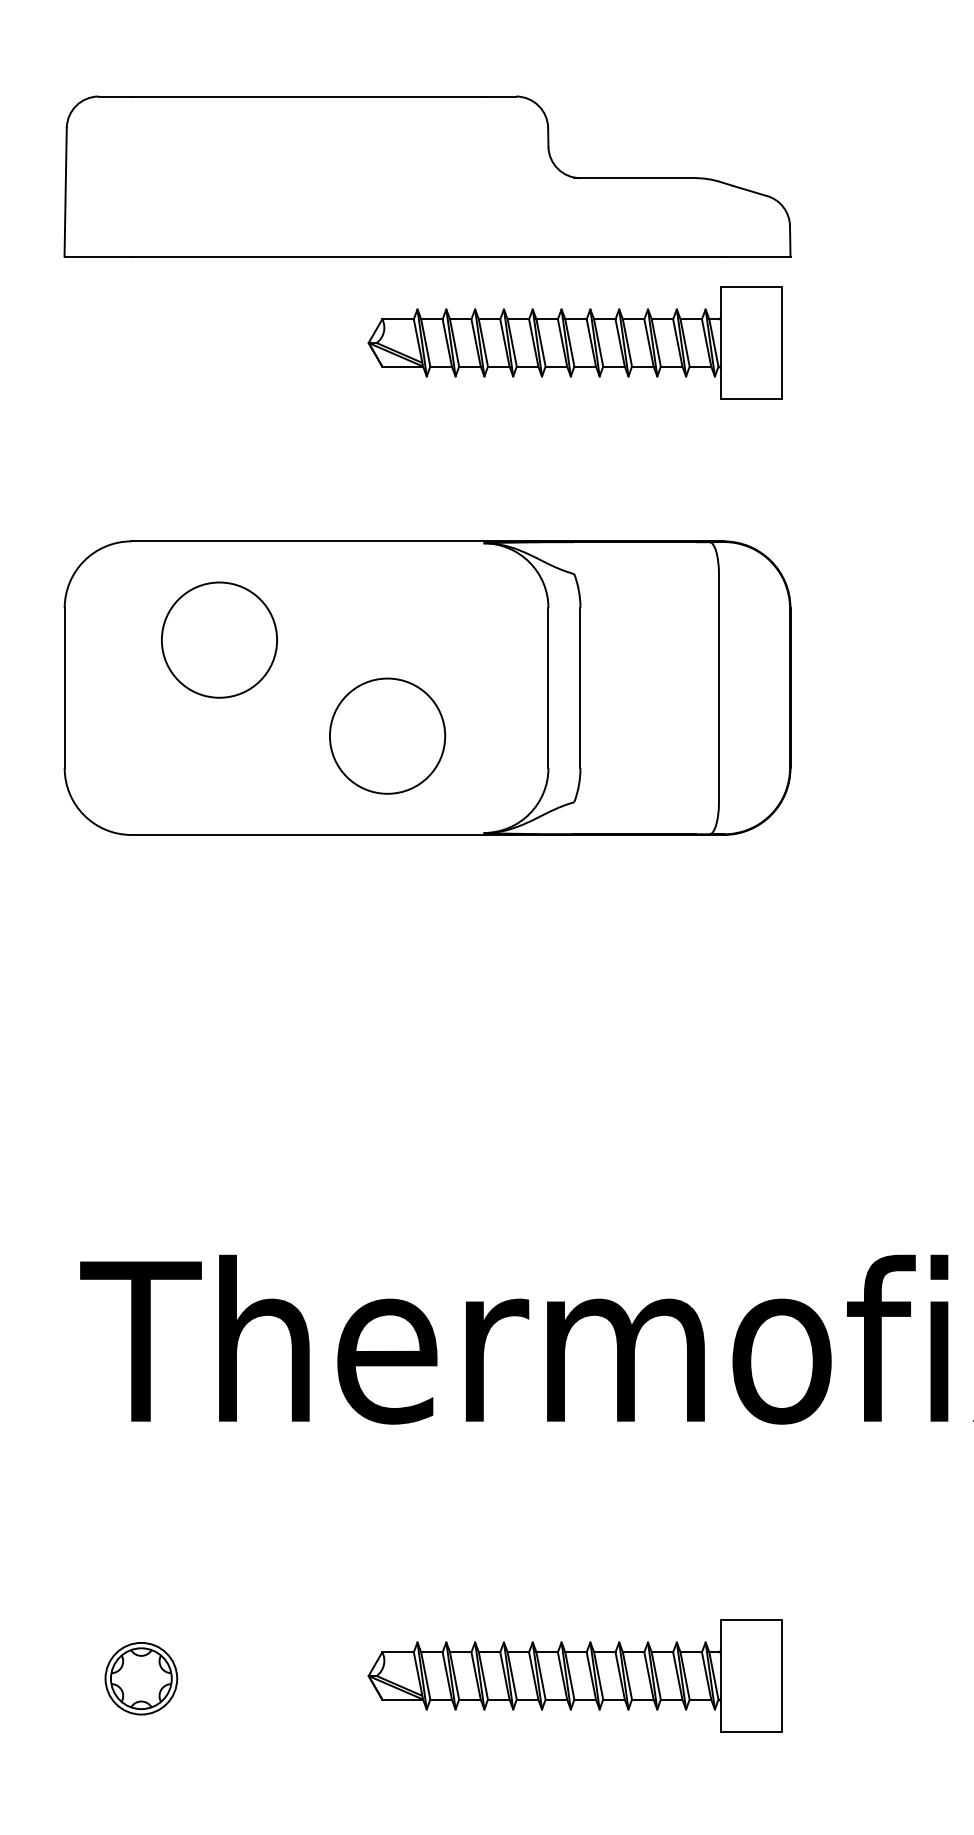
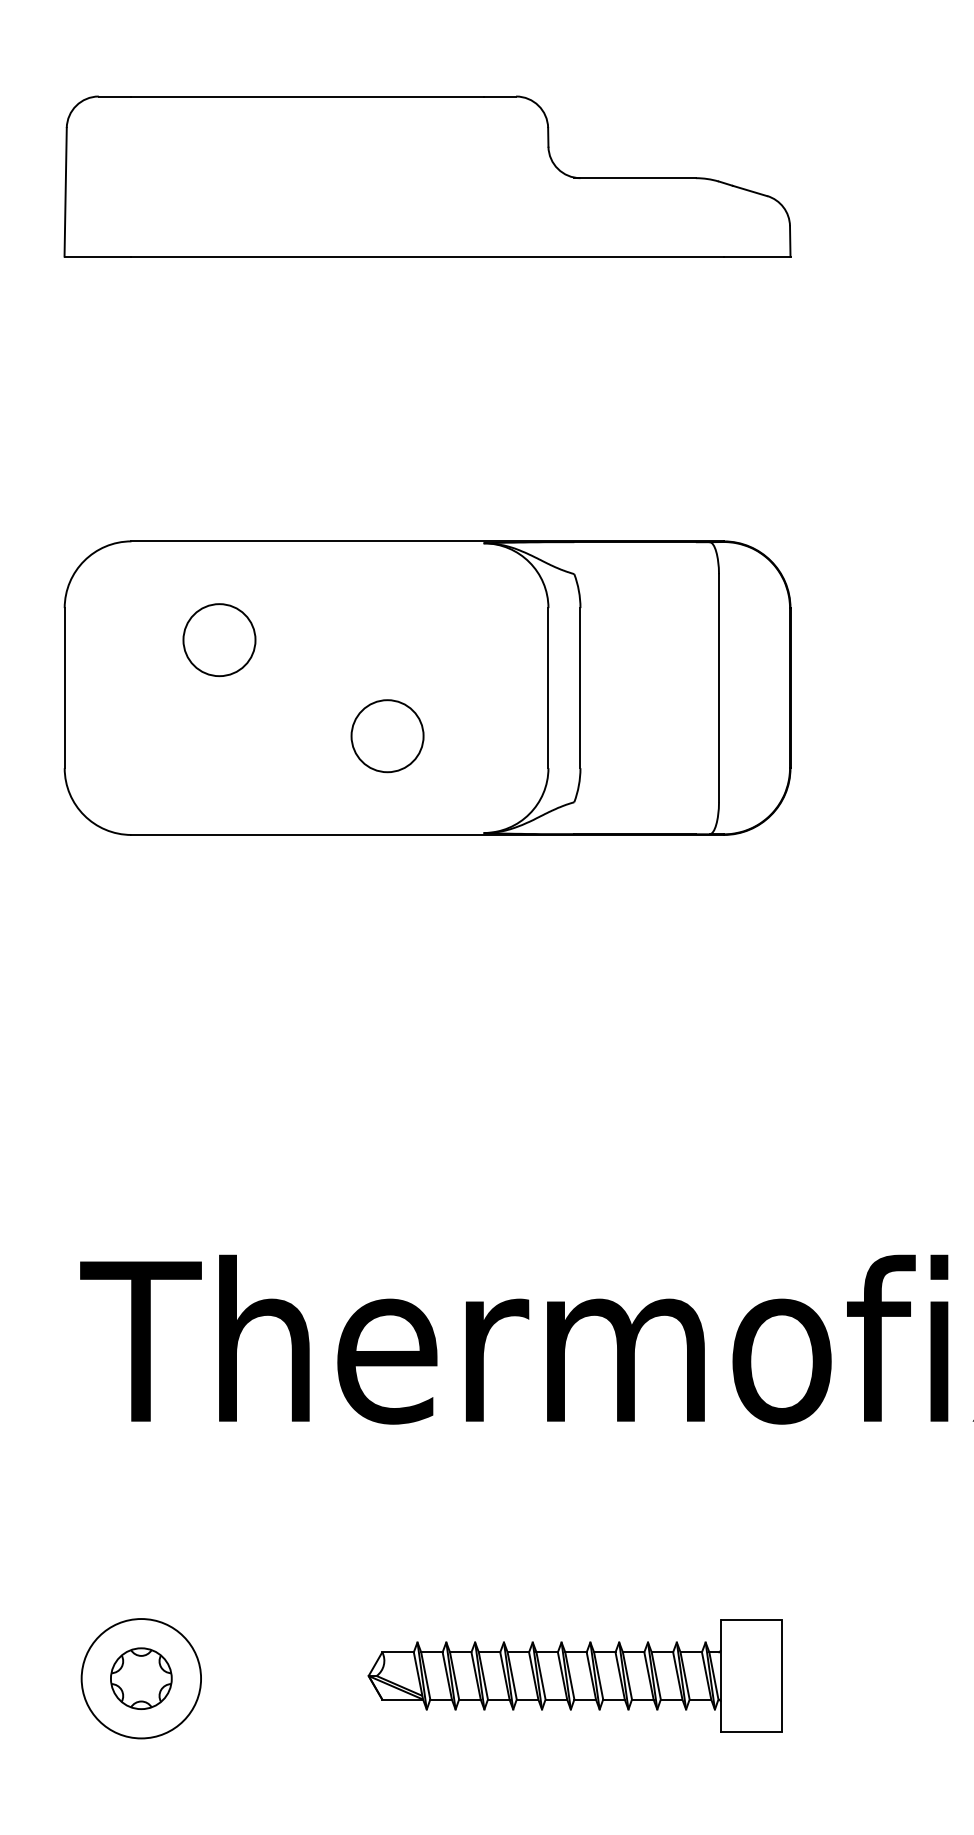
part: present -> none (574, 342)
circle diameter: 115 px -> 72 px (219, 640)
circle diameter: 115 px -> 72 px (387, 736)
circle diameter: 72 px -> 119 px (141, 1678)
